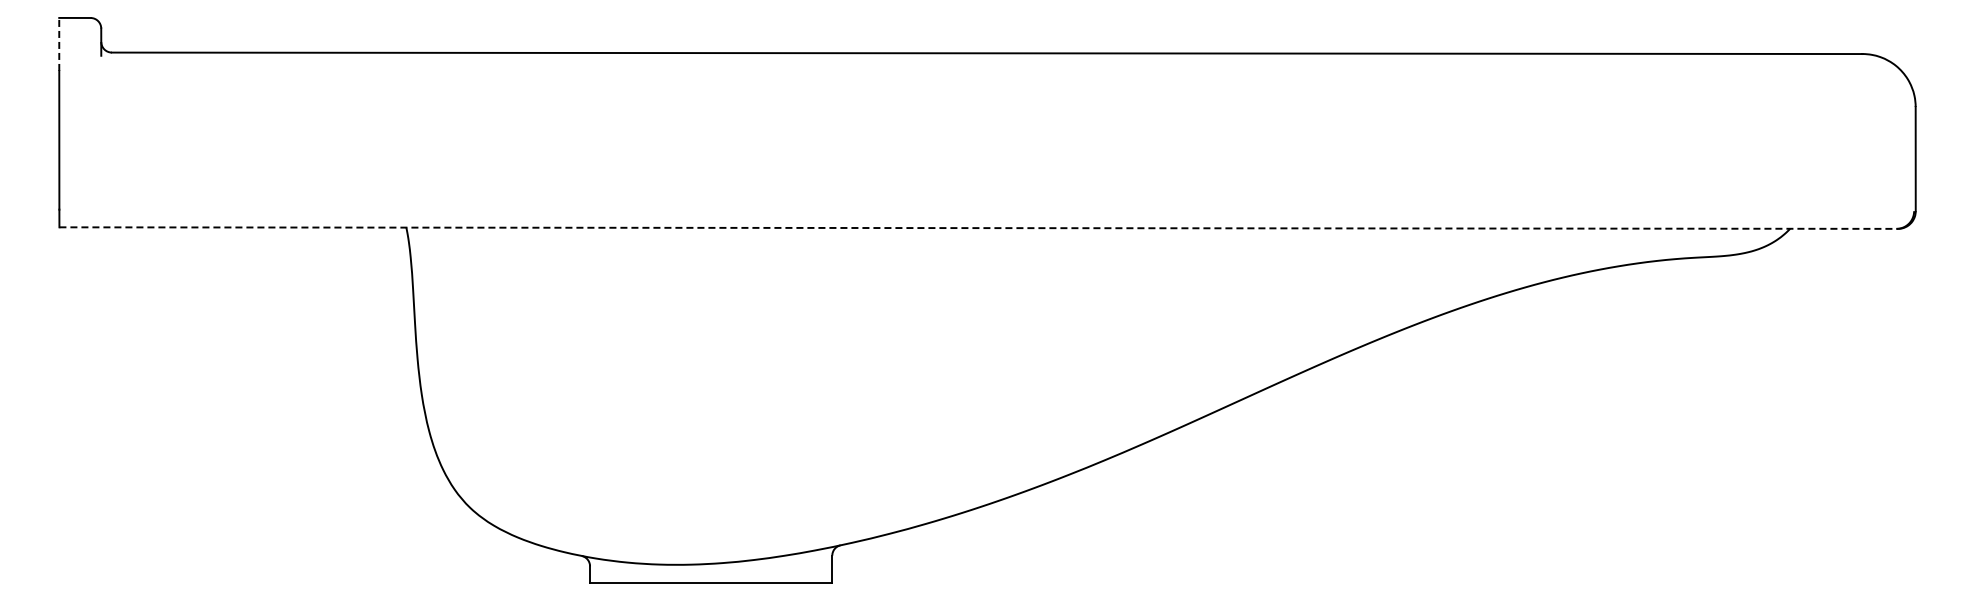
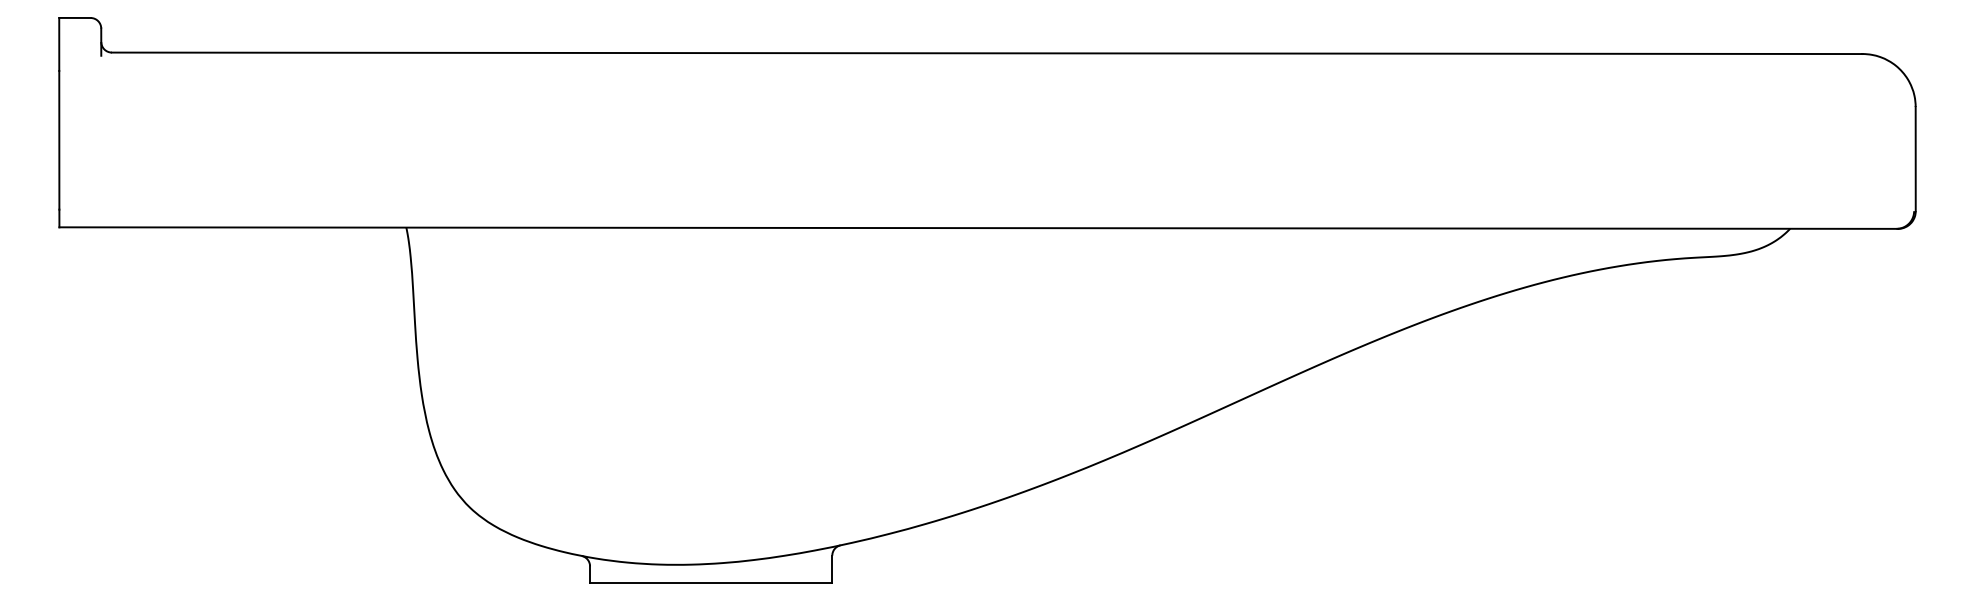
line: dashed -> solid (59, 43)
line: dashed -> solid (979, 228)
